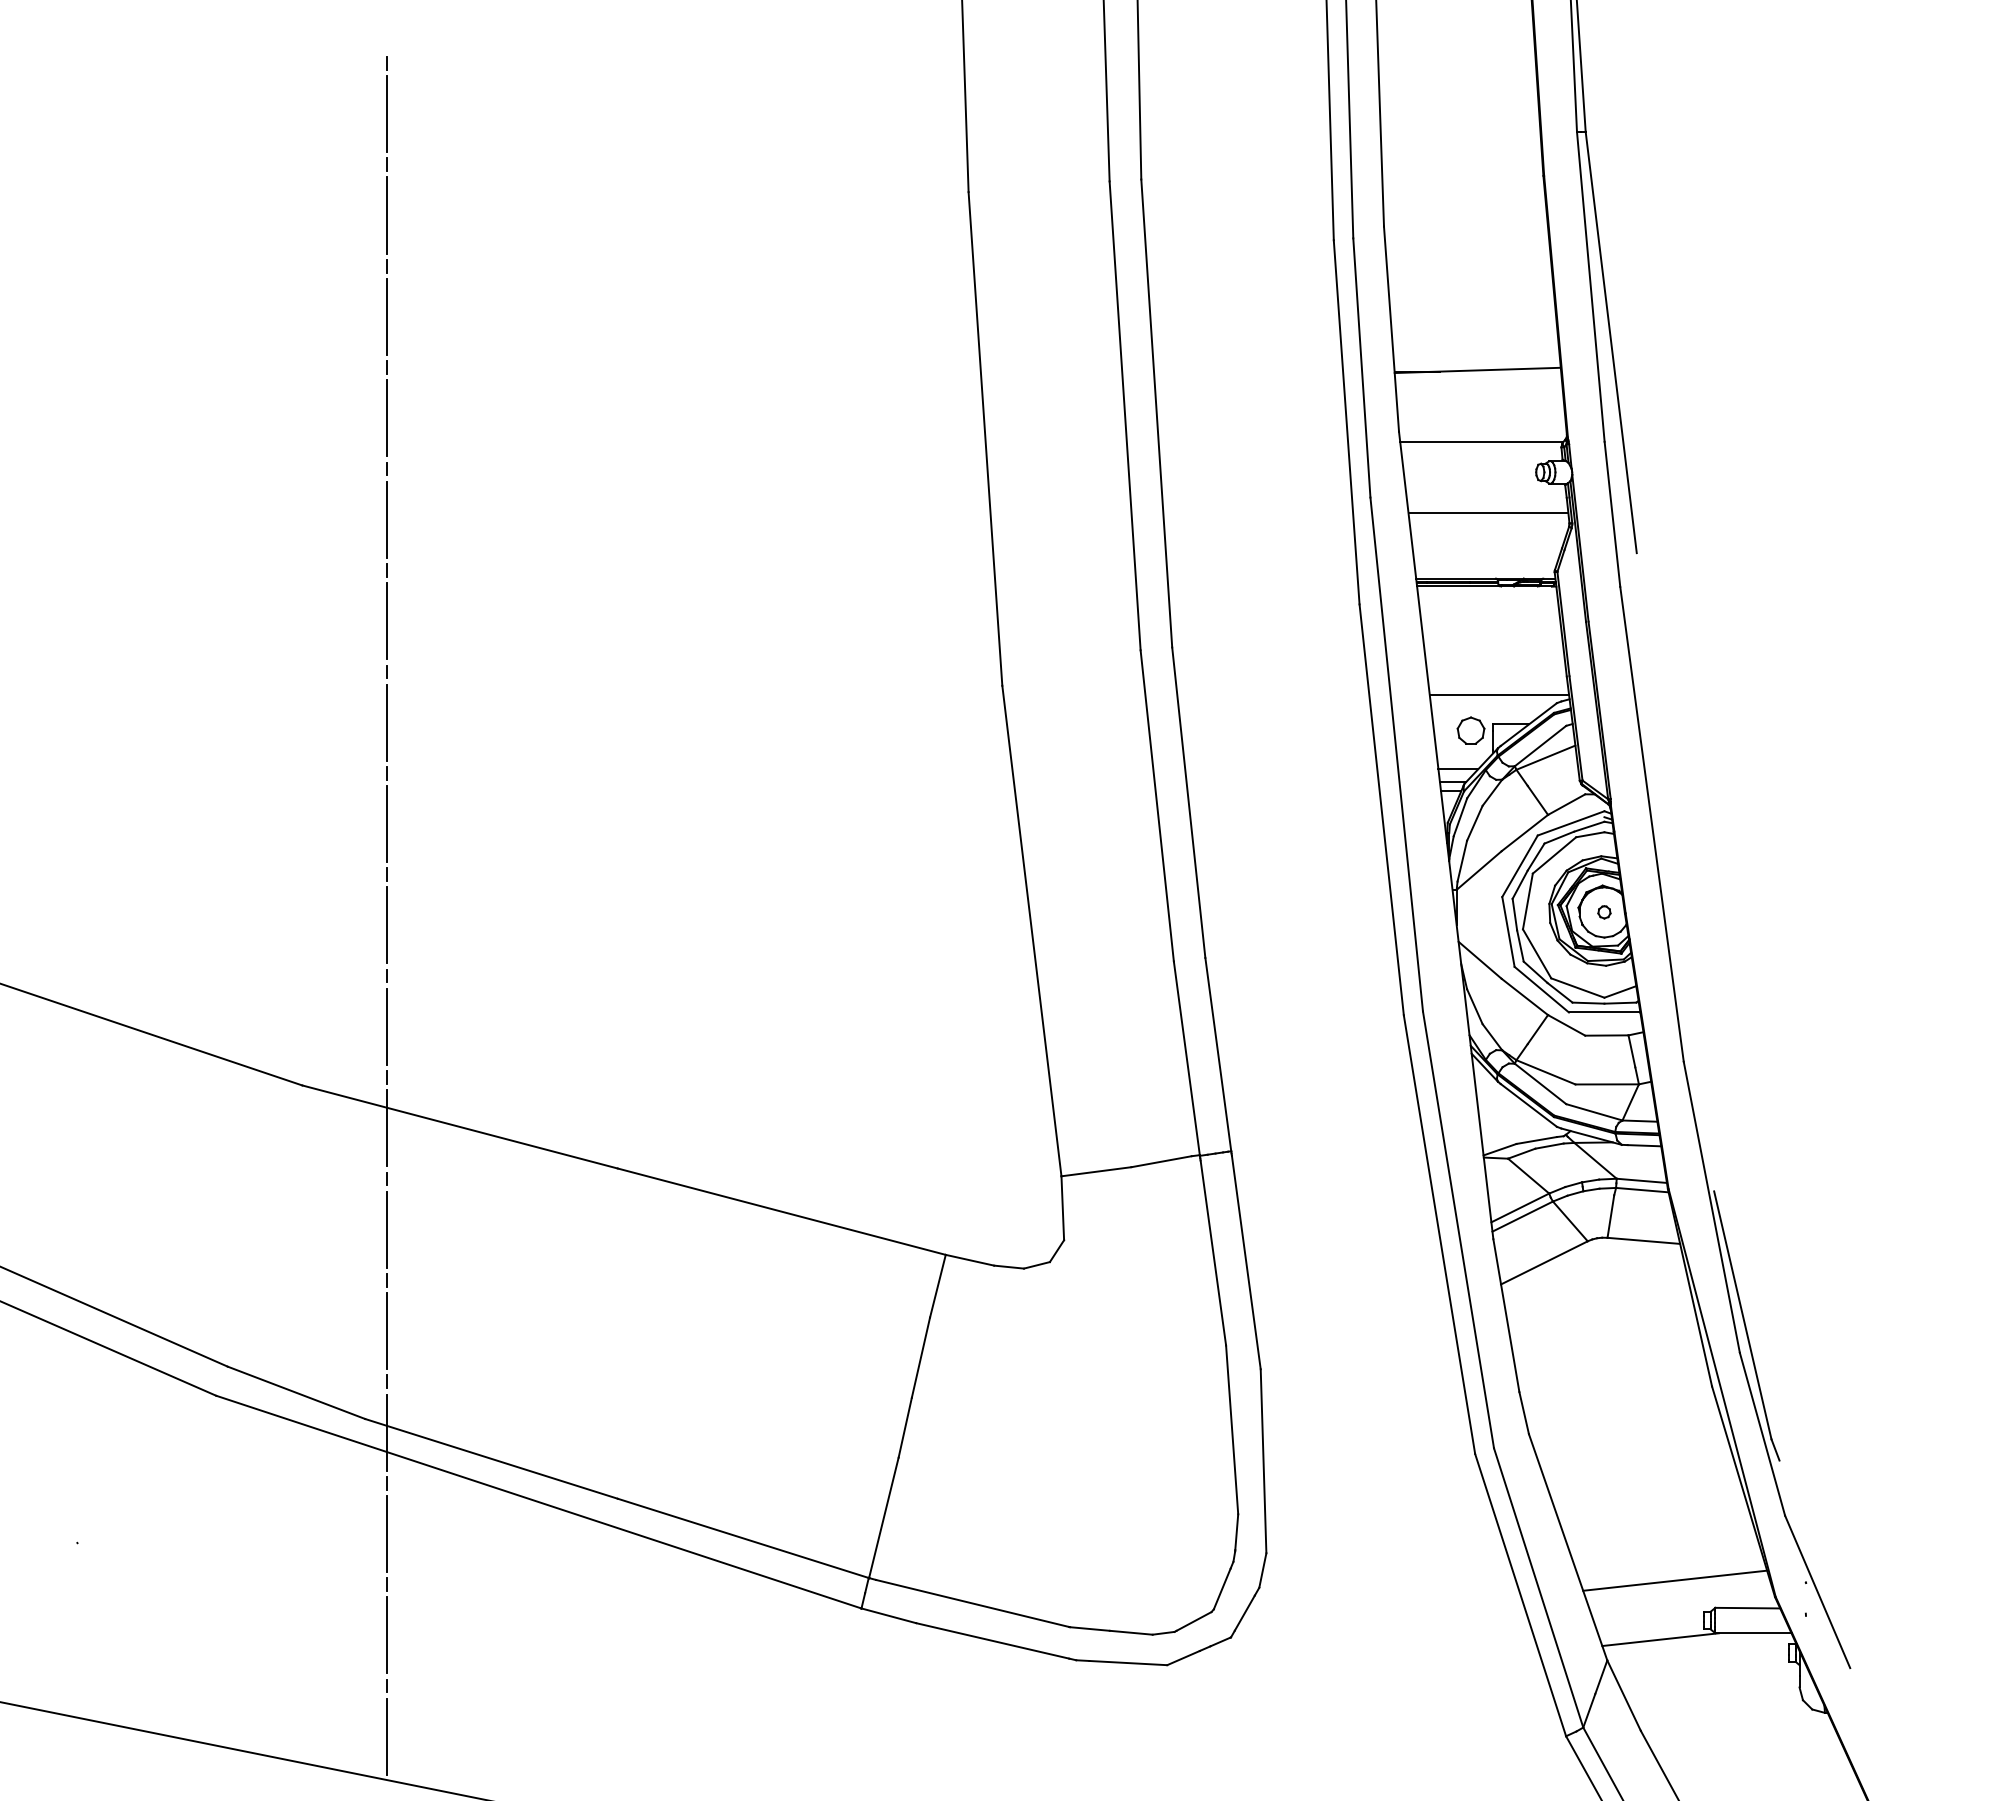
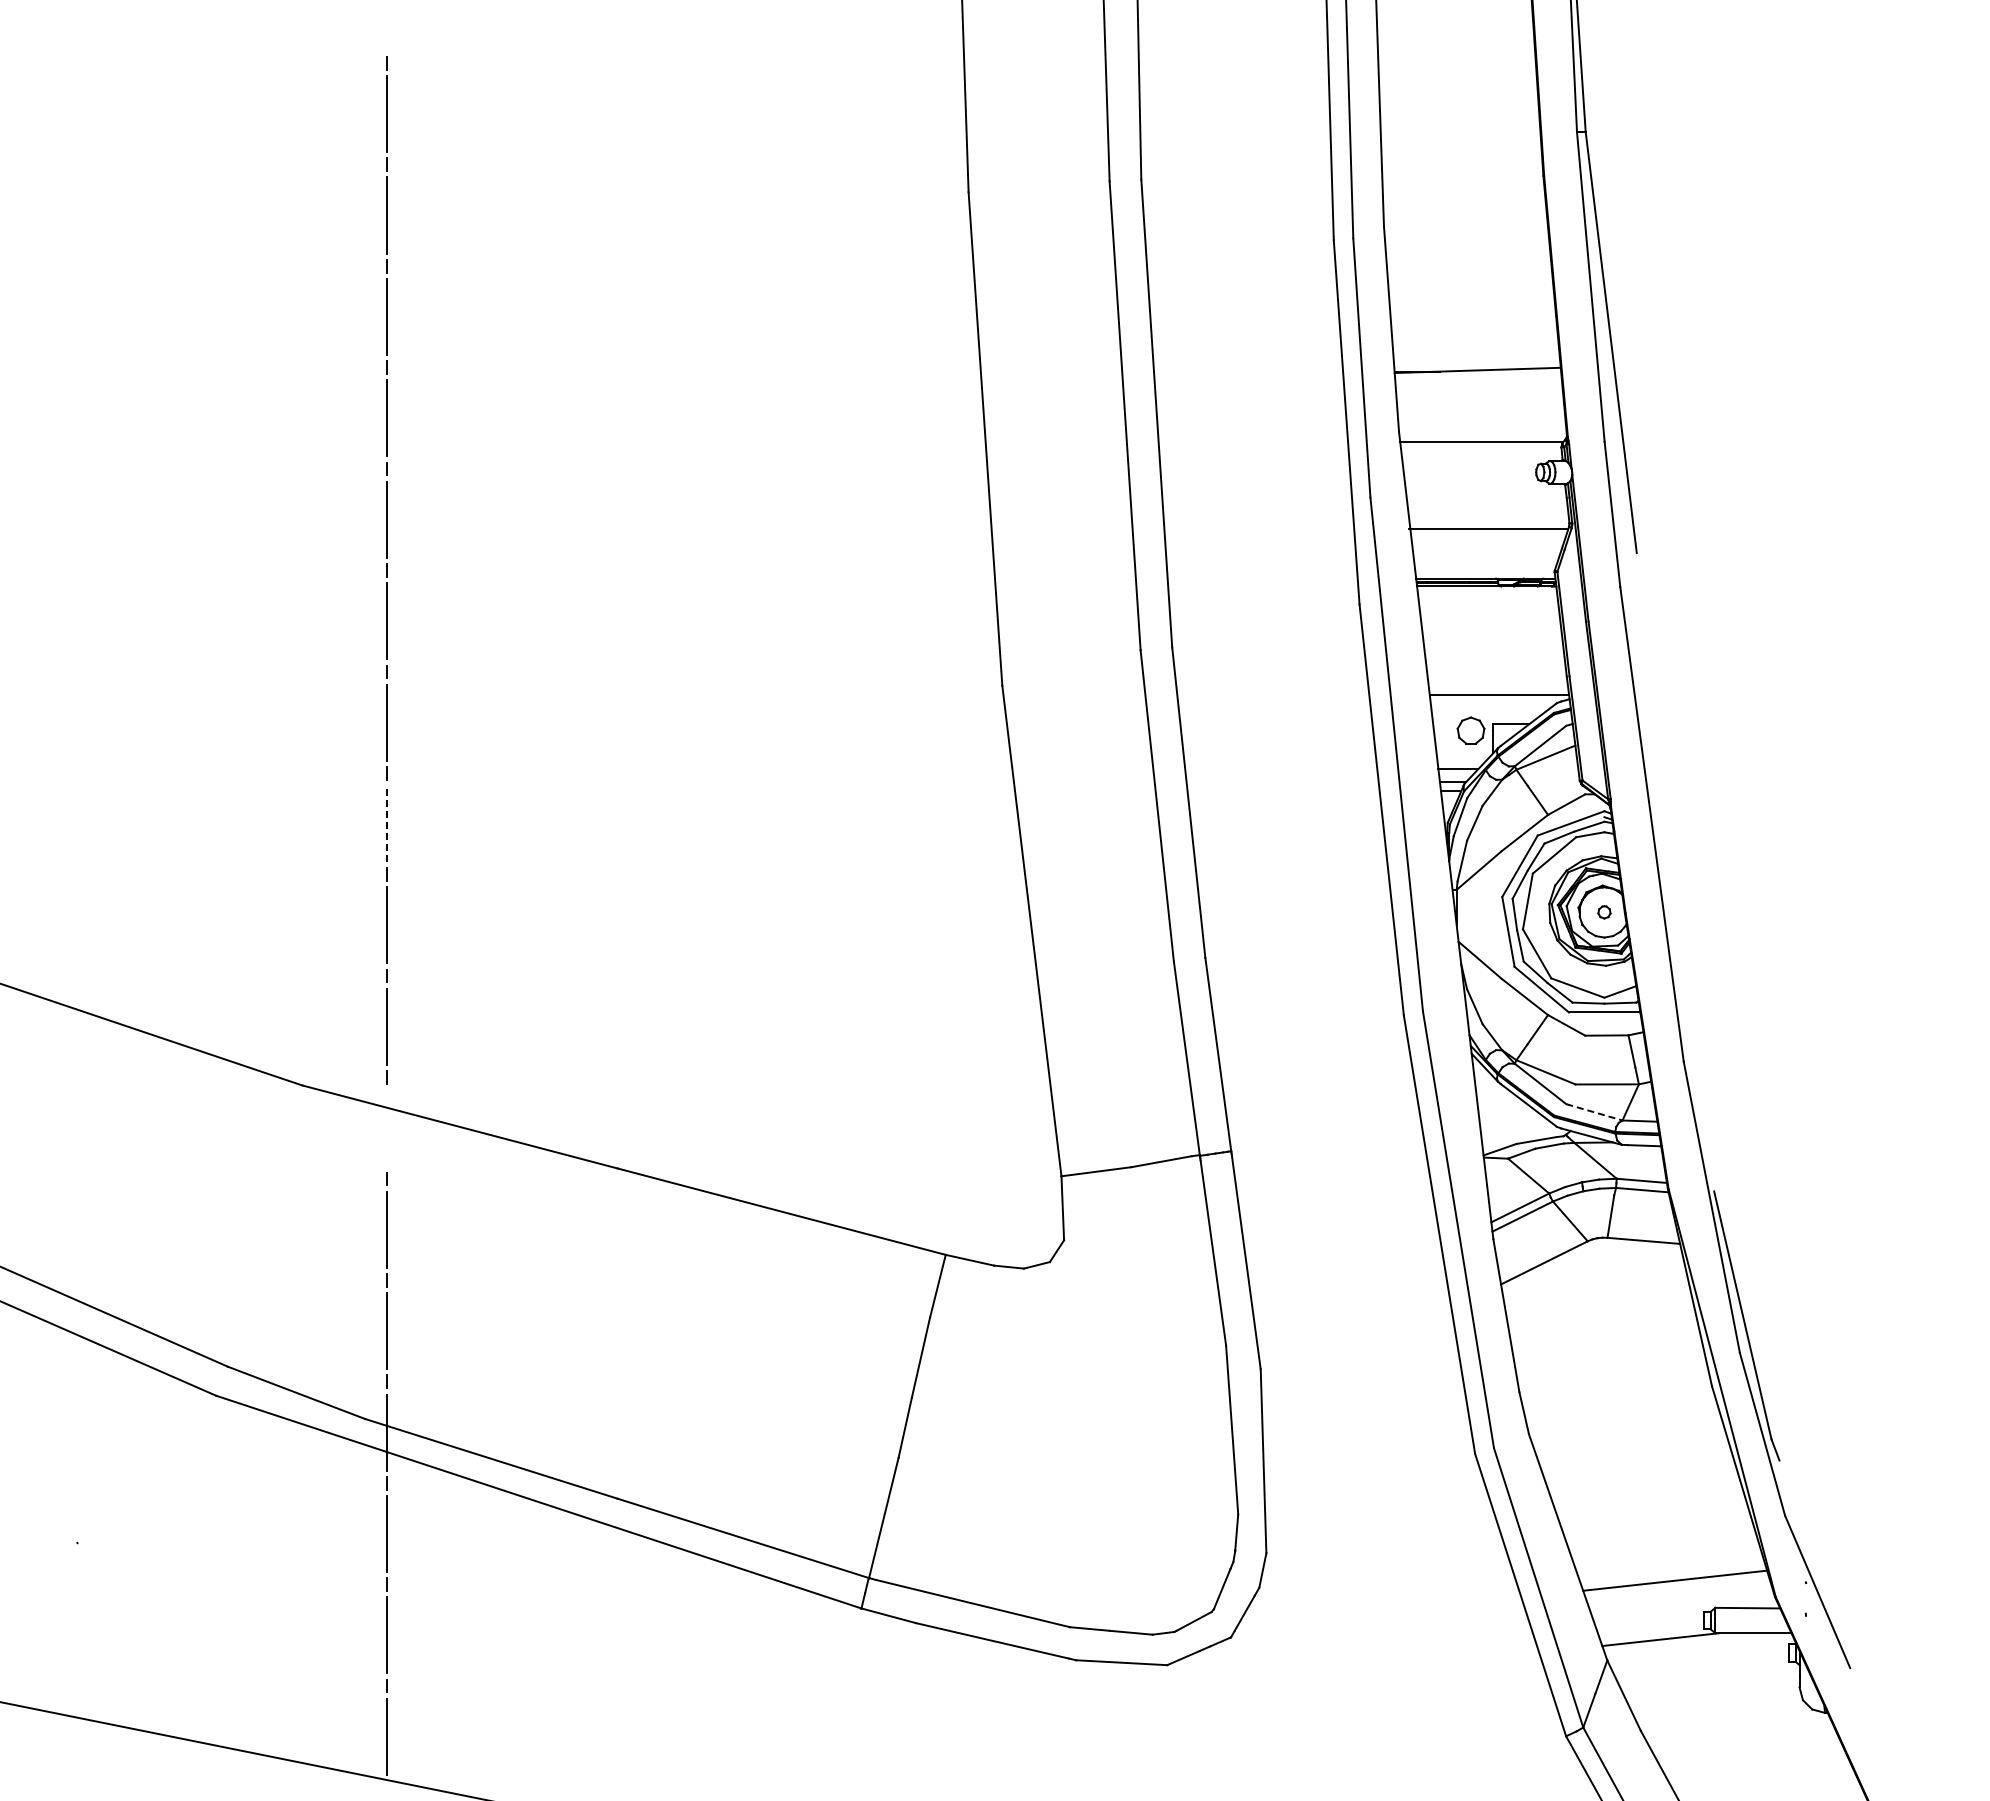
line position: (1488, 512) -> (1488, 528) (1488, 528)
line: solid -> dashed (387, 823)
line: solid -> dashed (1594, 1112)
line: present -> none (387, 1128)
